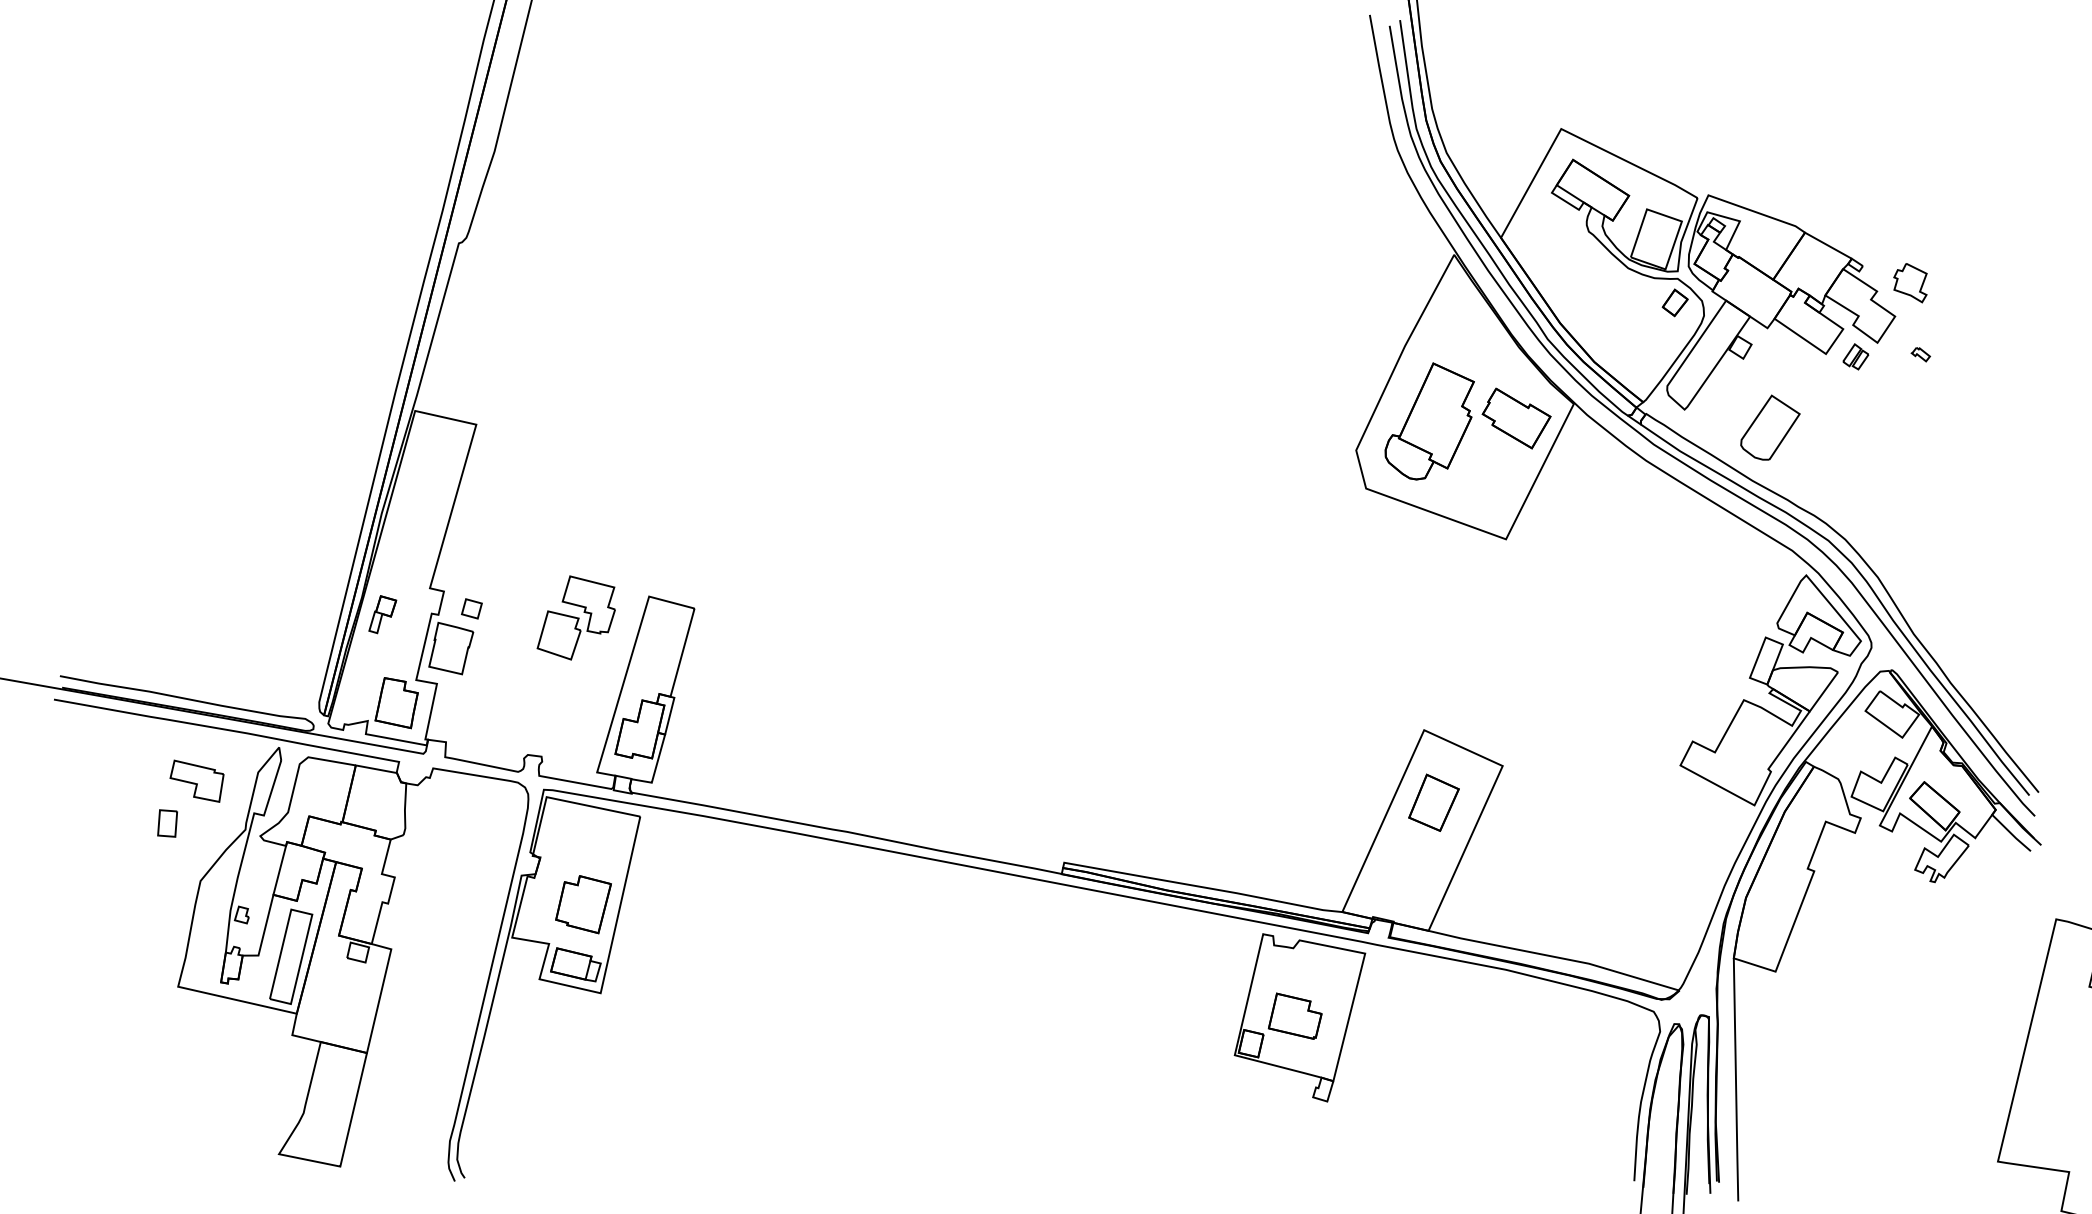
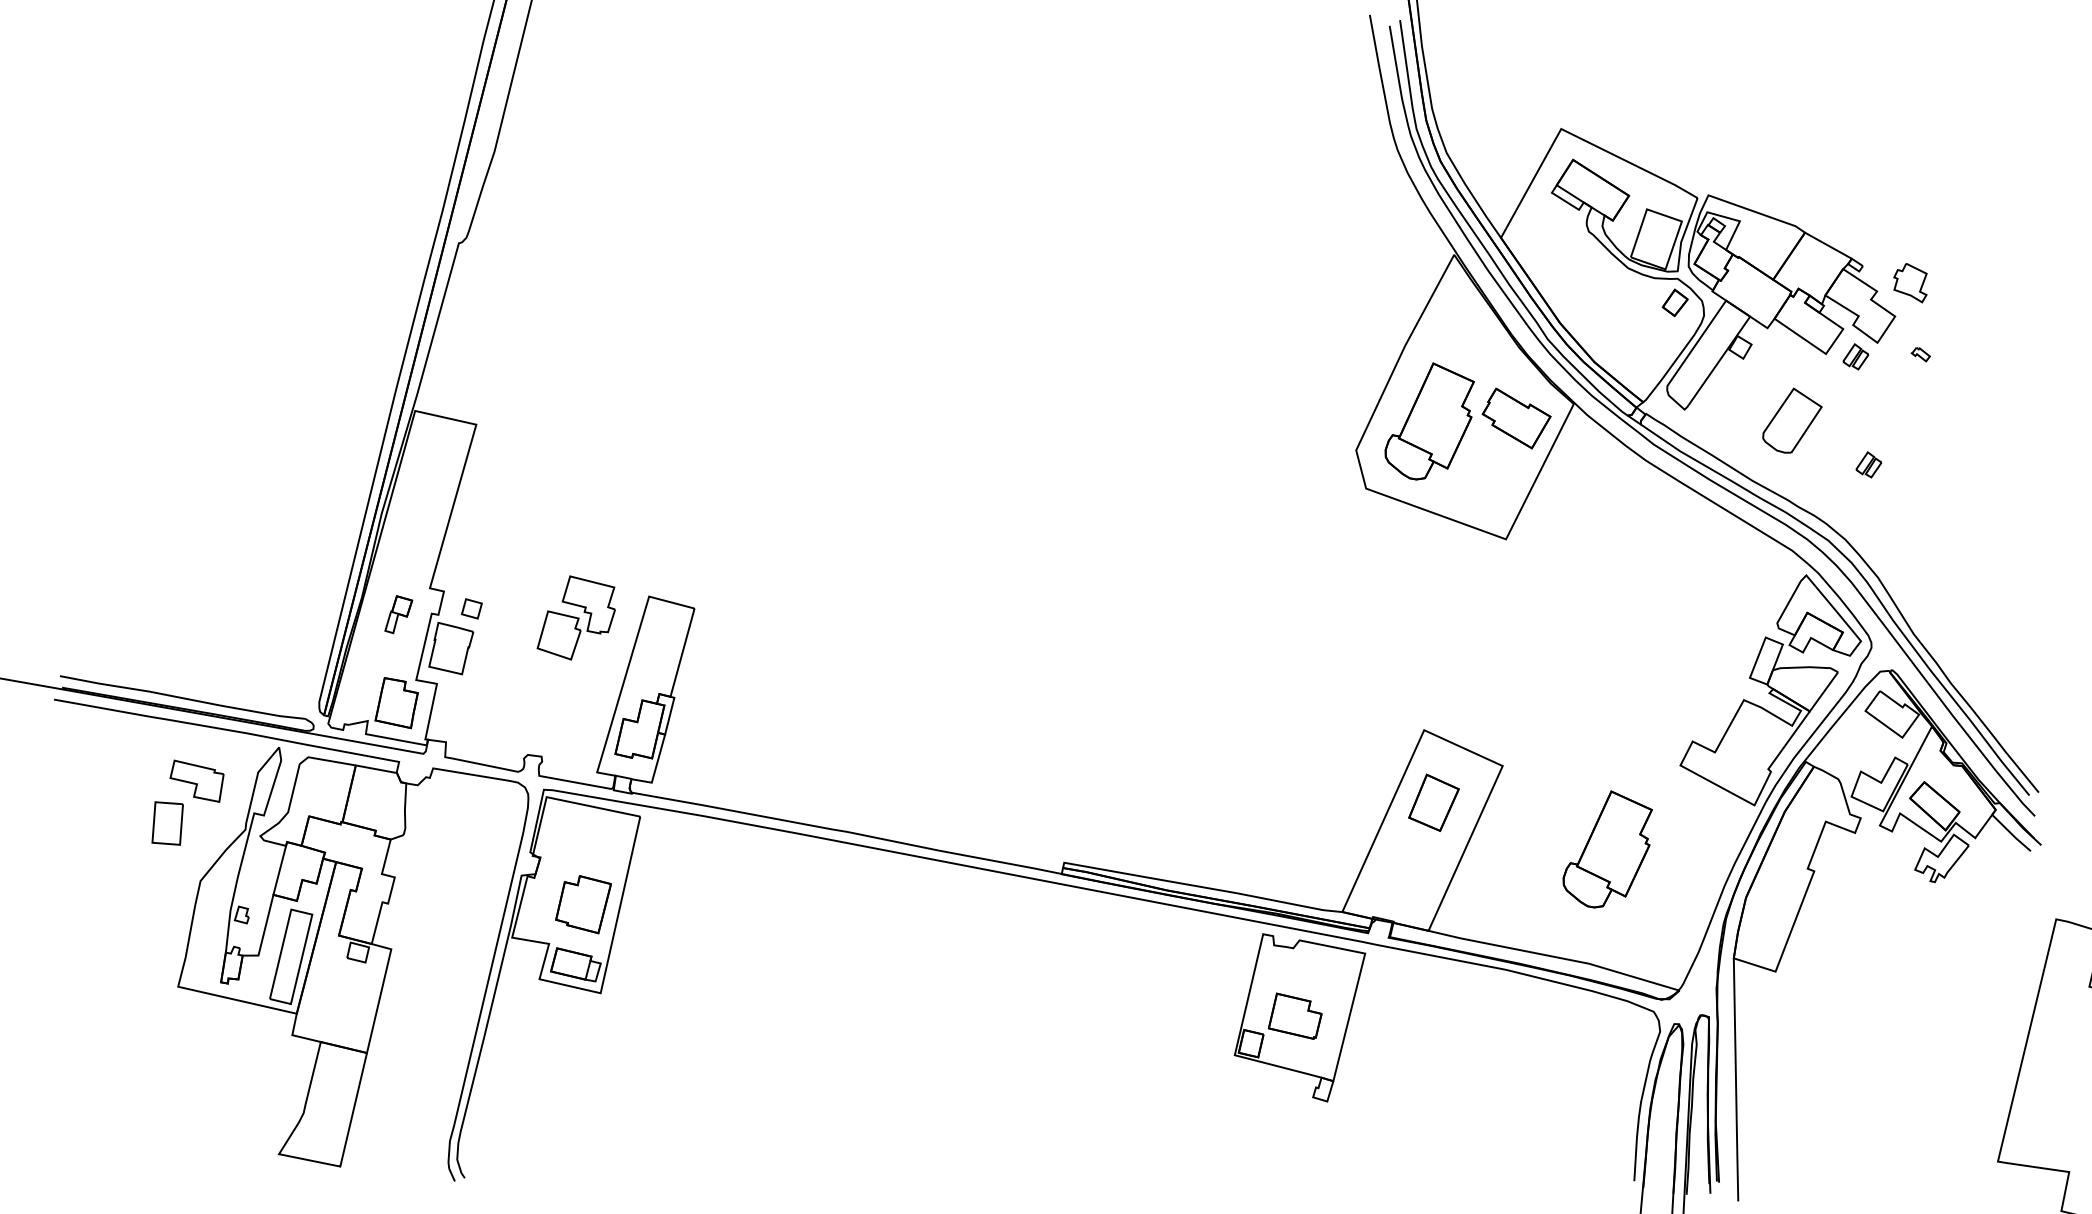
part position: (1770, 427) -> (1792, 420) (1792, 420)
part: none -> present (1868, 464)
part position: (382, 614) -> (398, 614) (398, 614)
part size: 21x29 px -> 33x45 px (167, 823)
part: none -> present (1607, 849)
